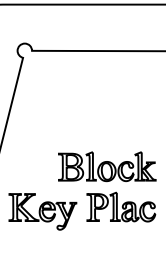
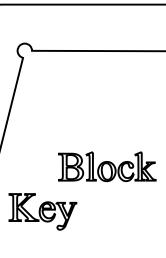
part: present -> none (121, 206)
